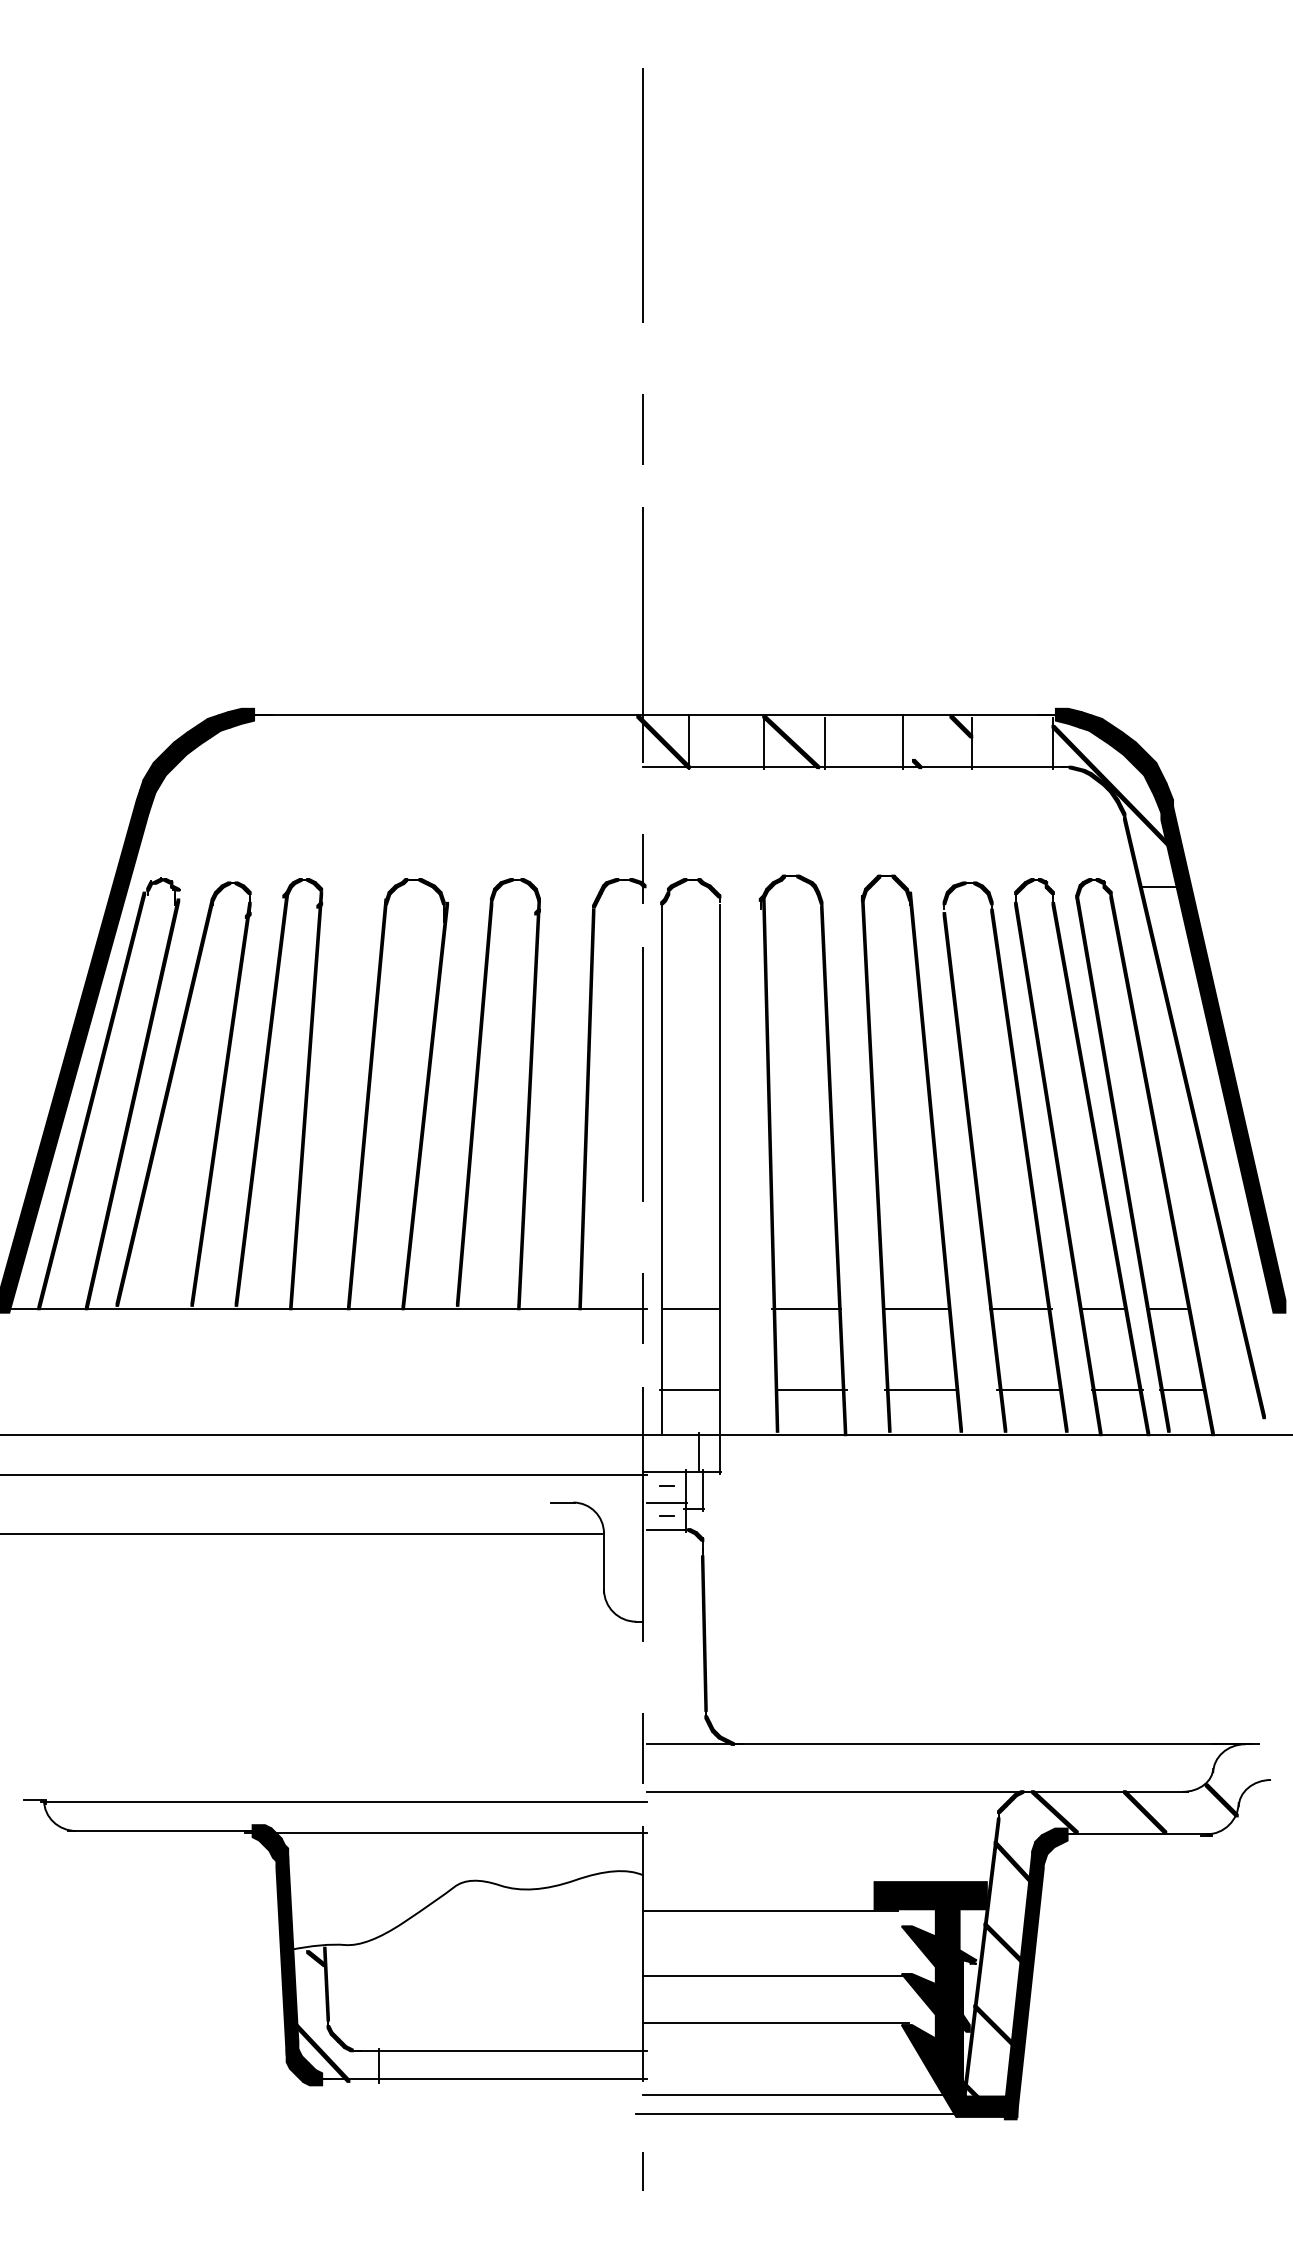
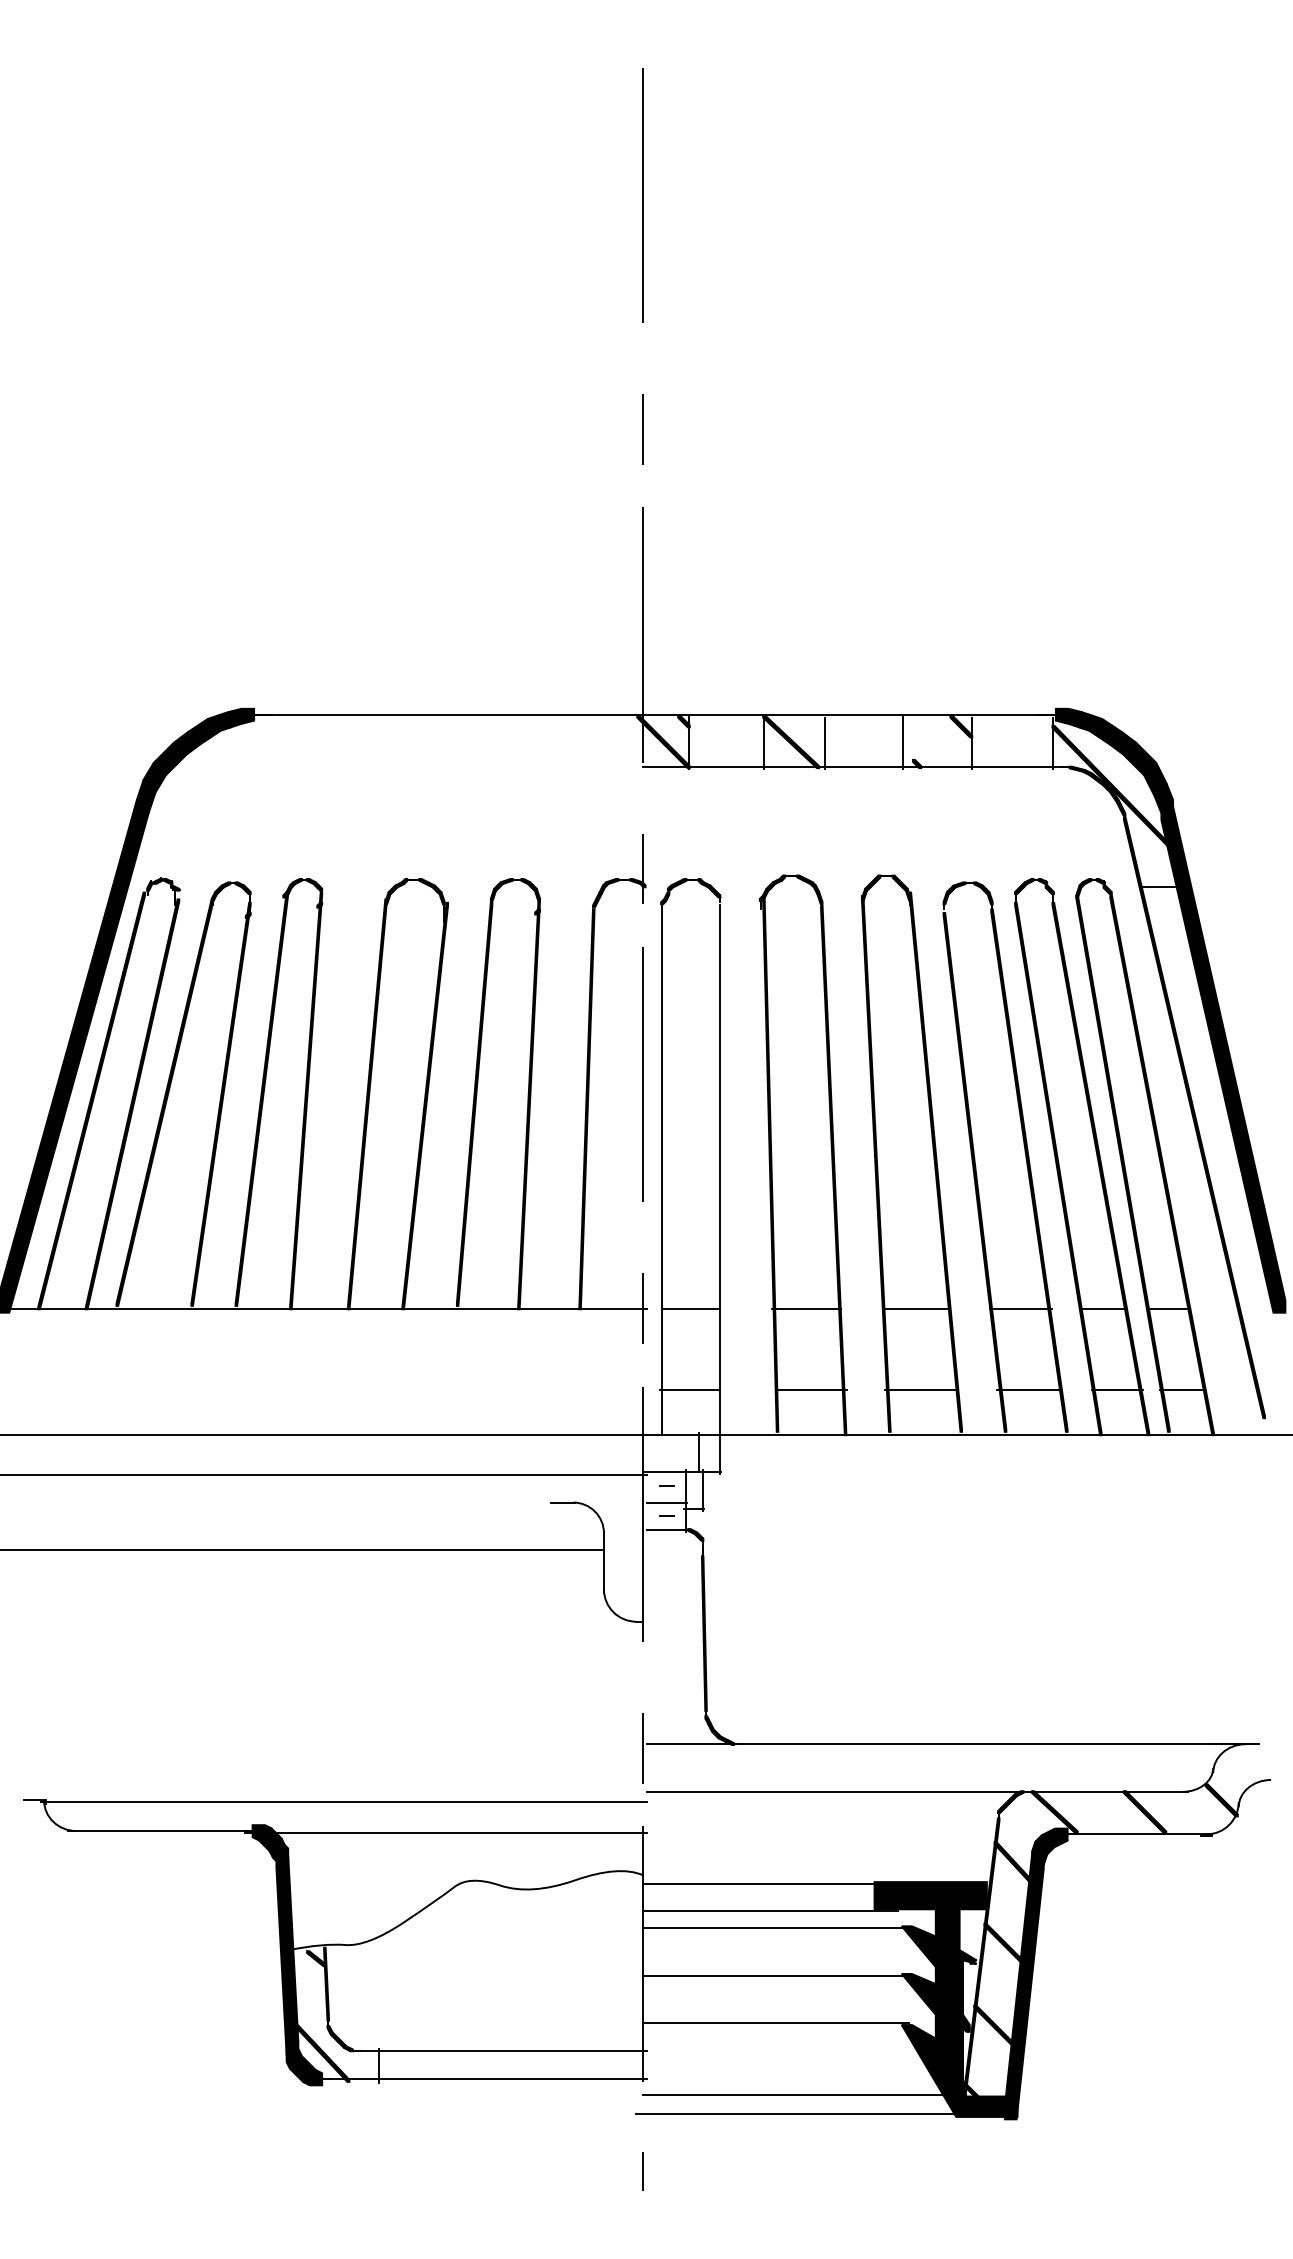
fill: none -> present (683, 721)
line position: (302, 1534) -> (302, 1550) (302, 1550)
line: none -> present (770, 1883)
line: none -> present (775, 1928)
